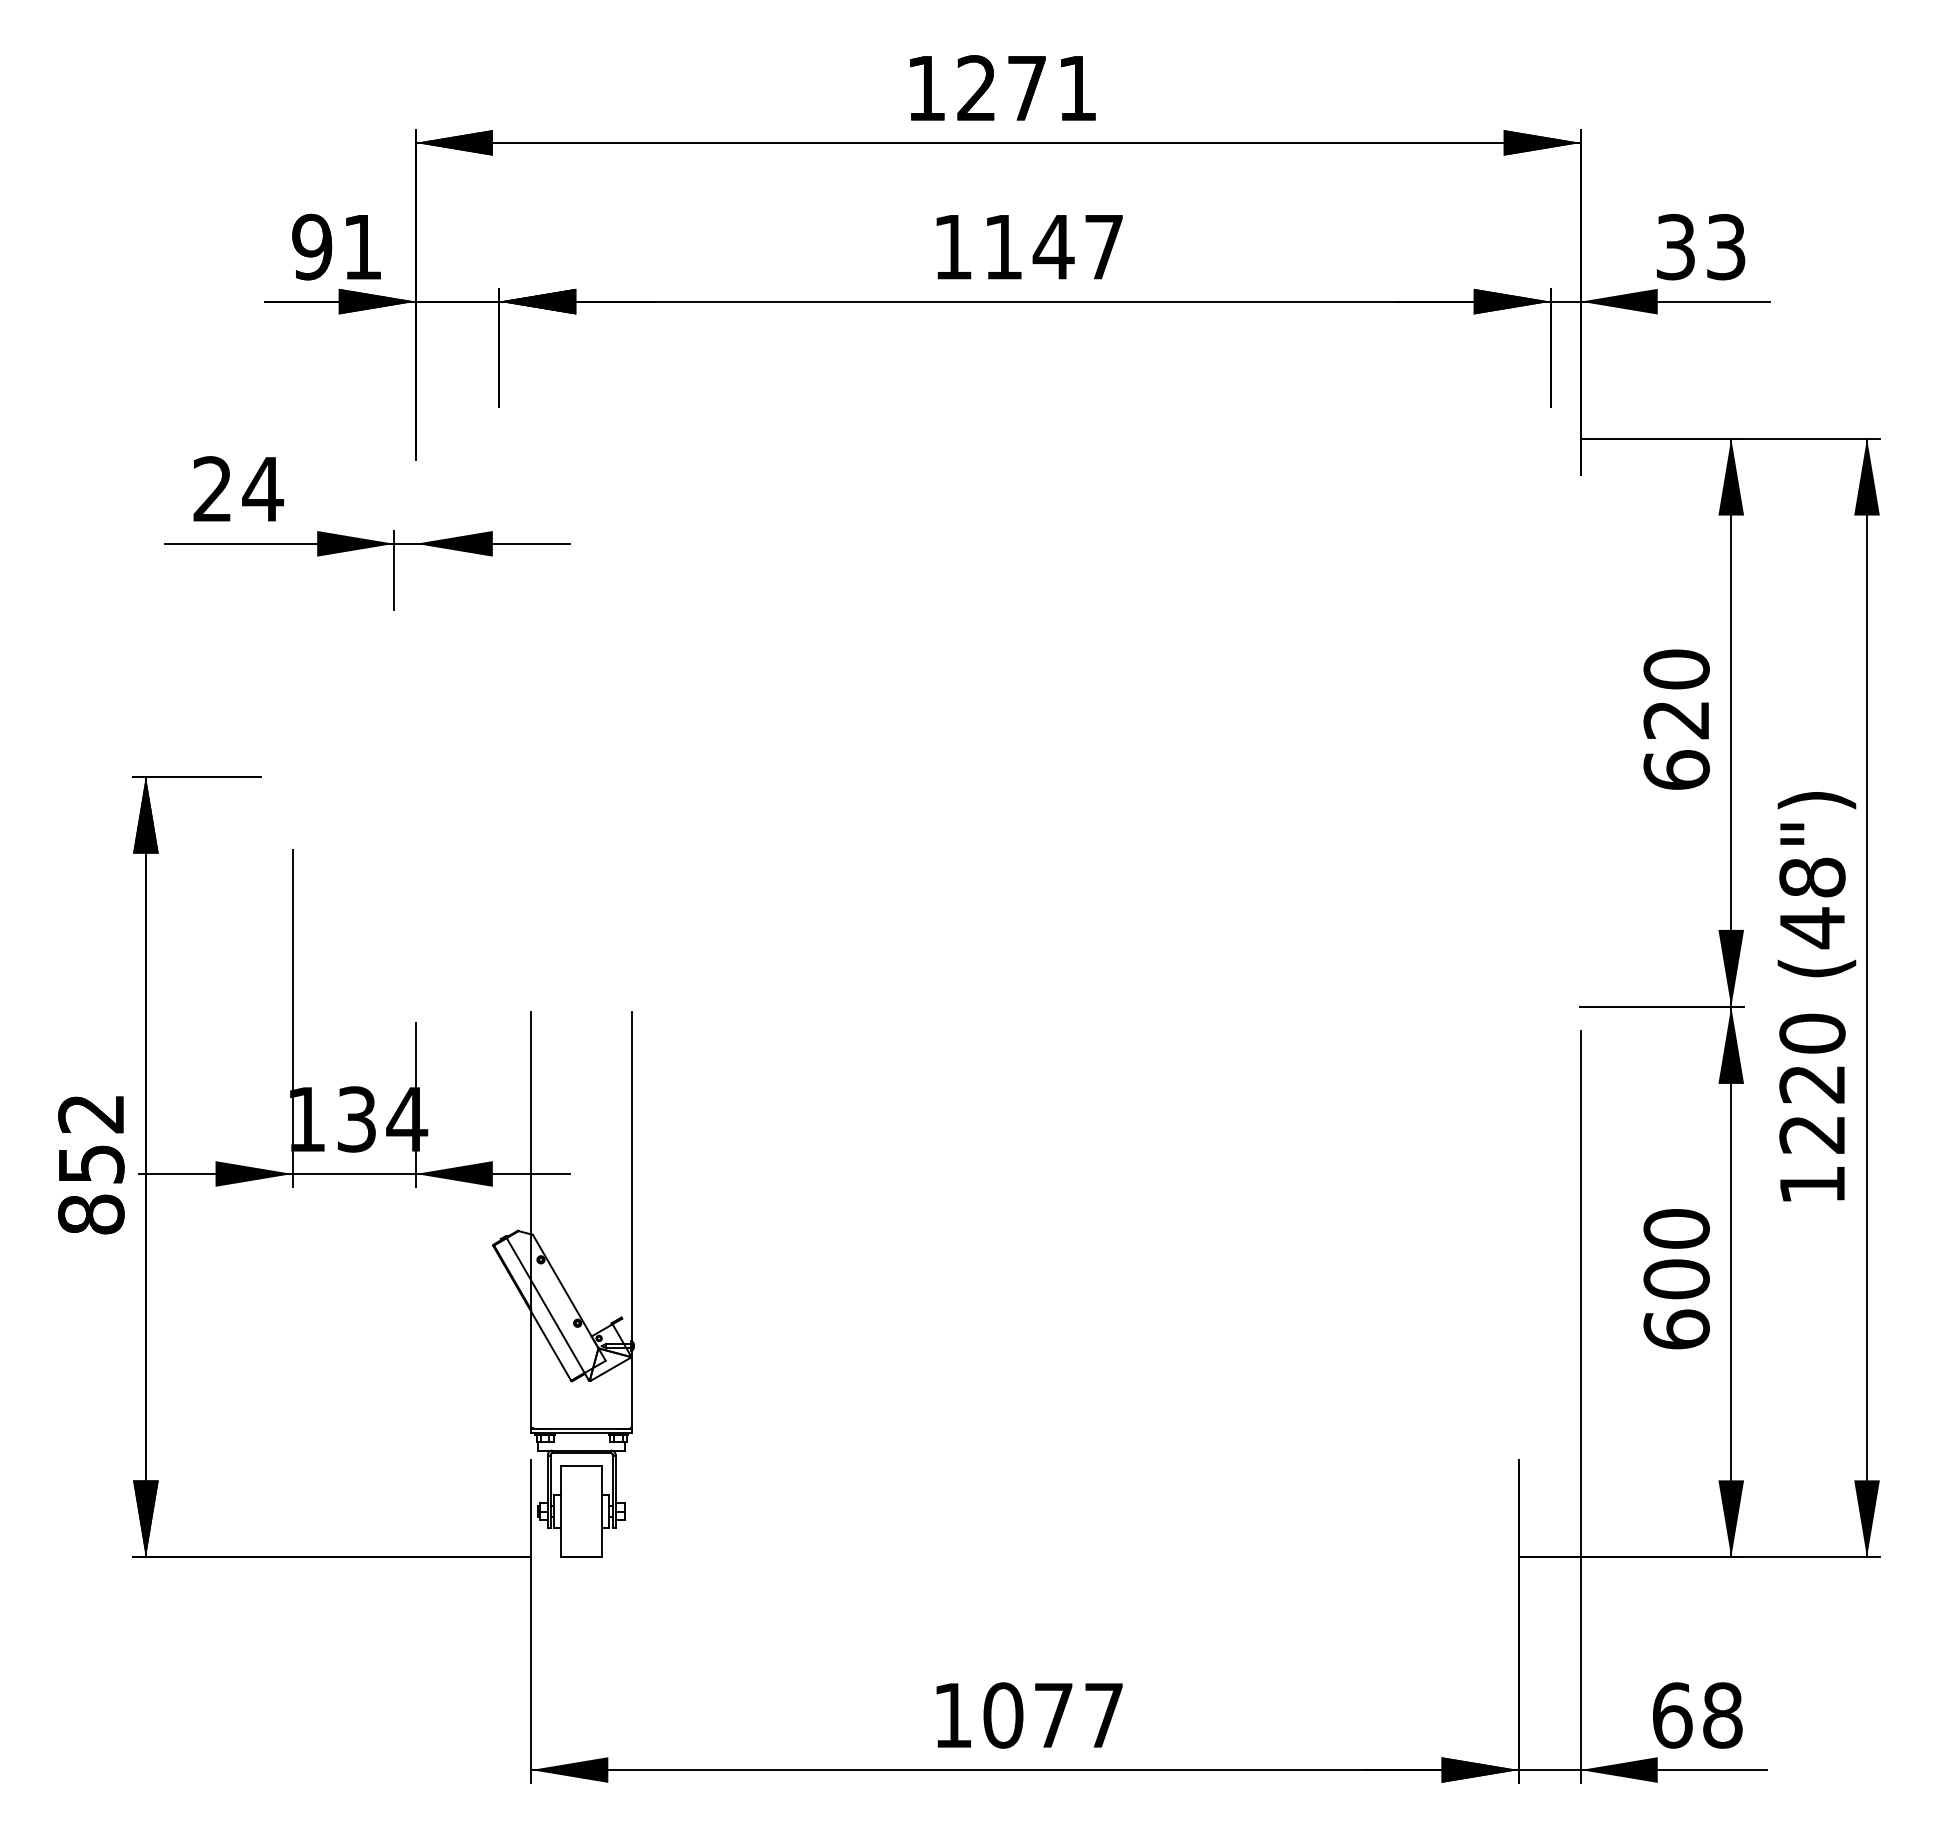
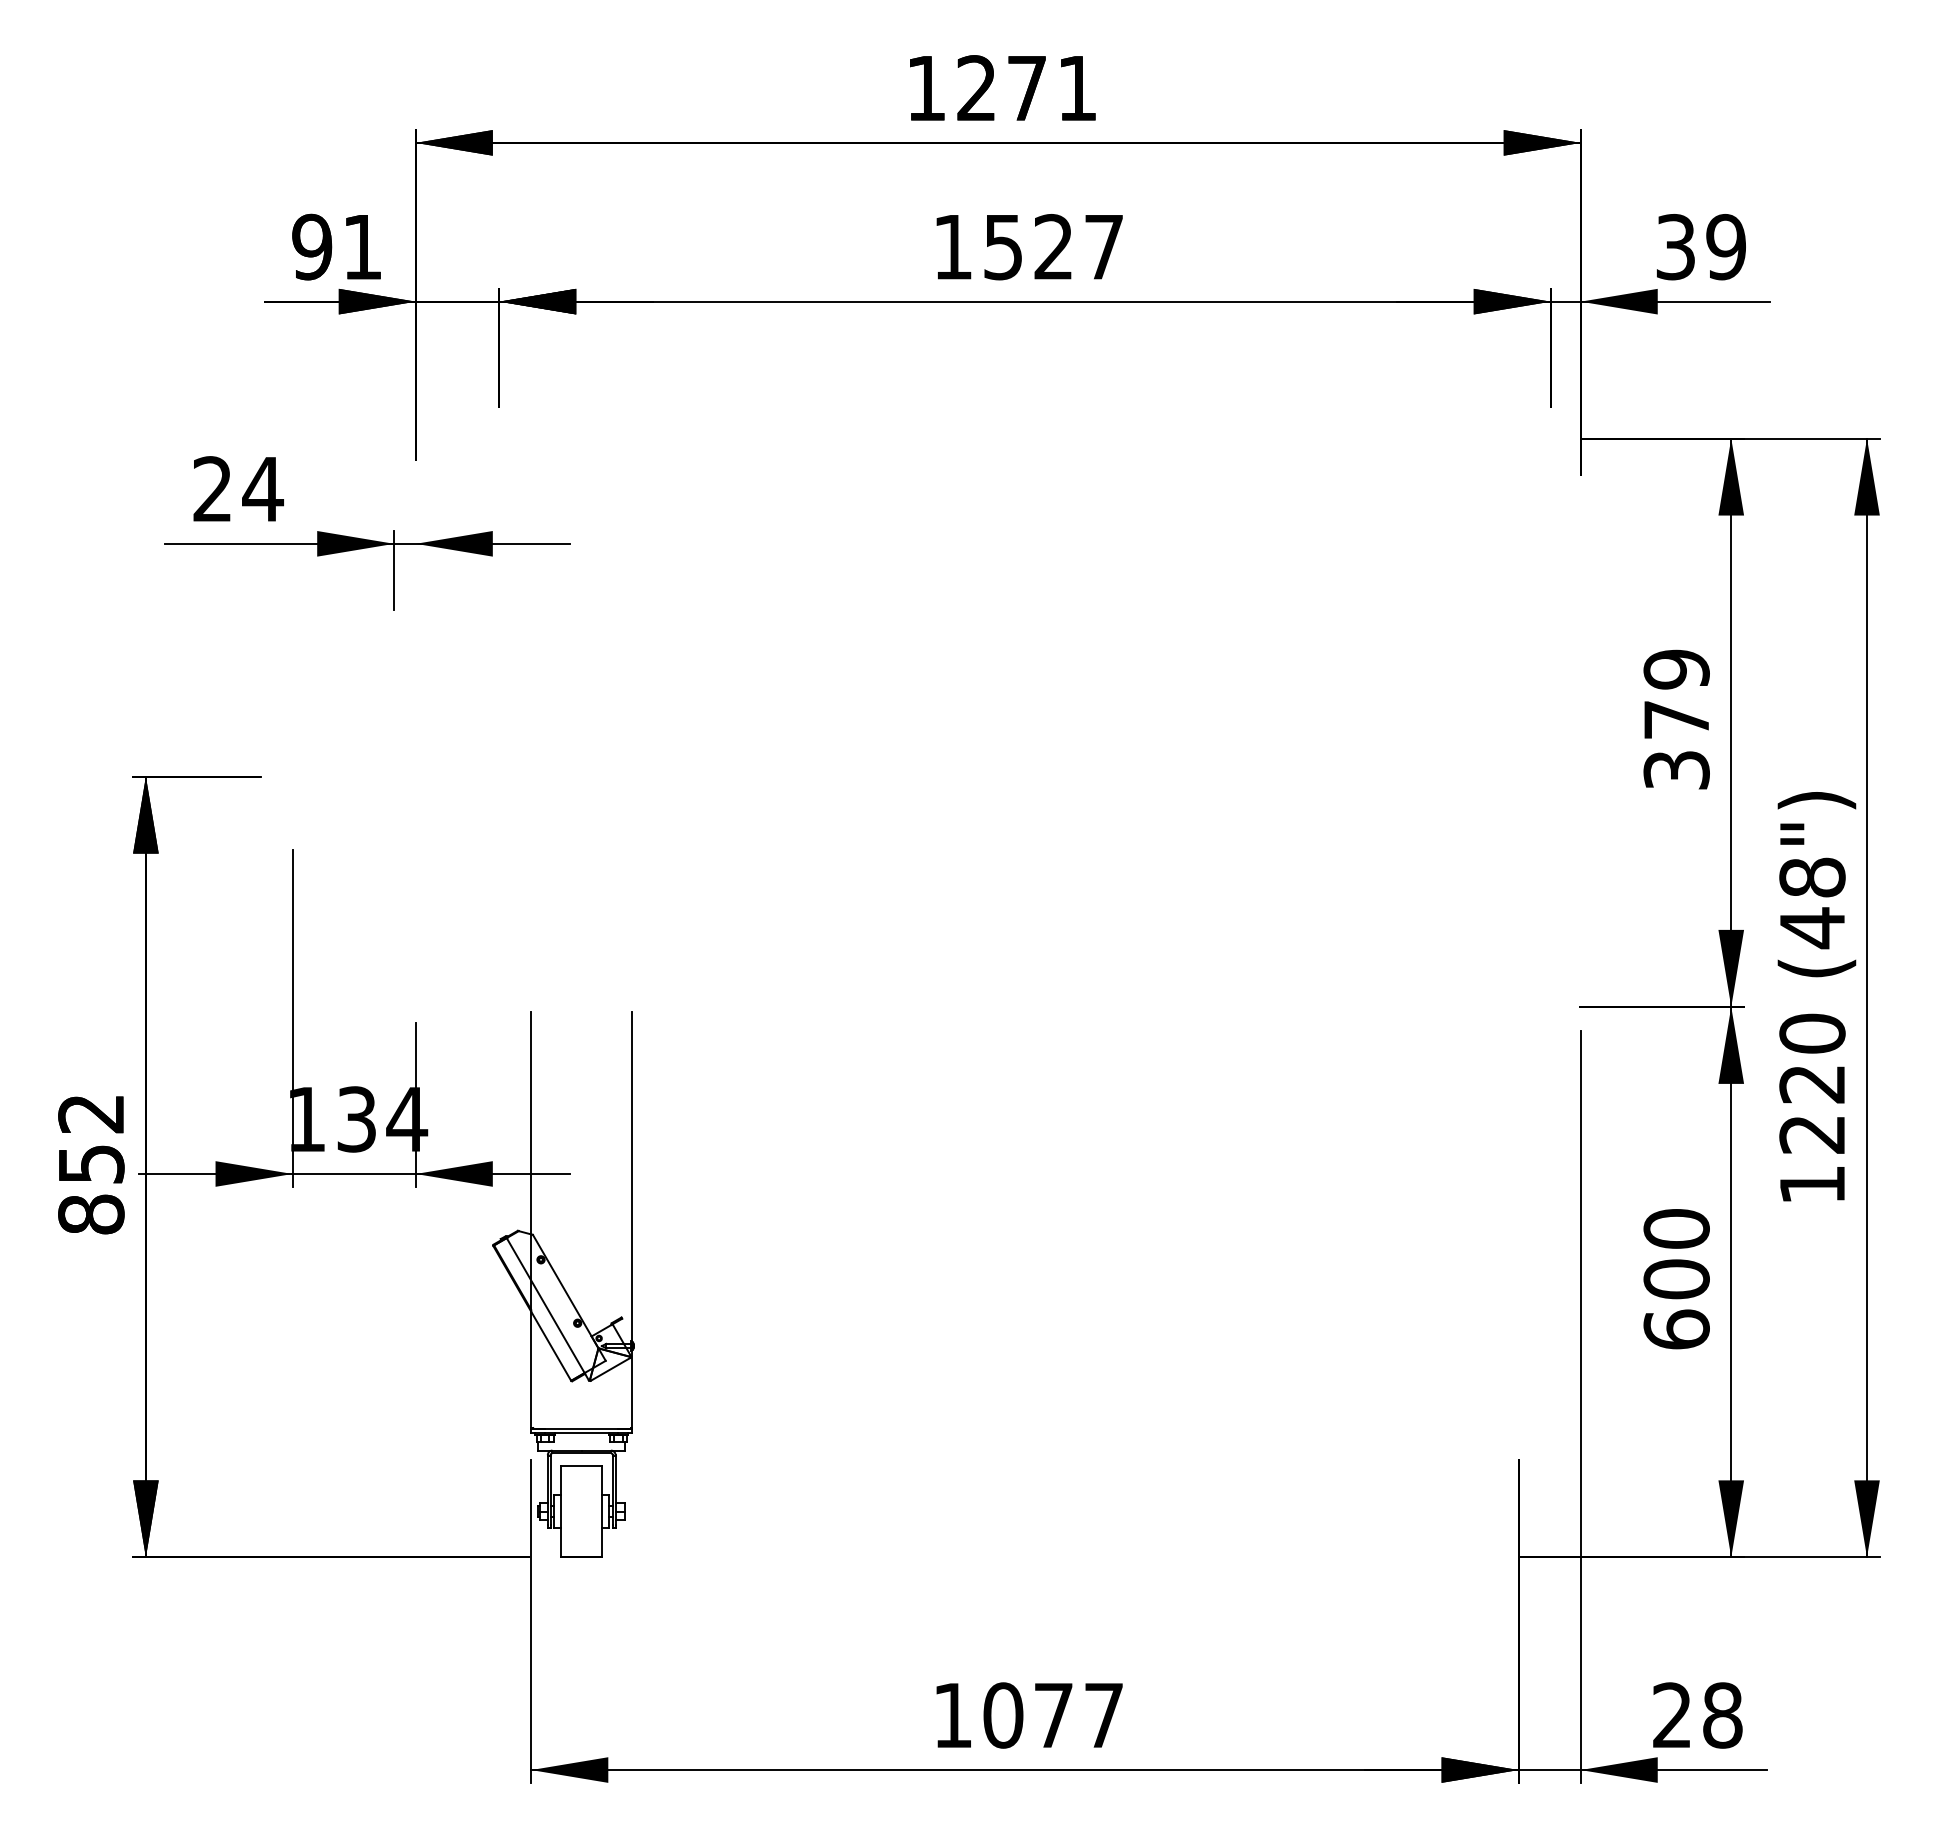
text: 1147 -> 1527 (1029, 247)
text: 33 -> 39 (1725, 247)
text: 620 -> 379 (1676, 719)
text: 68 -> 28 (1672, 1715)
